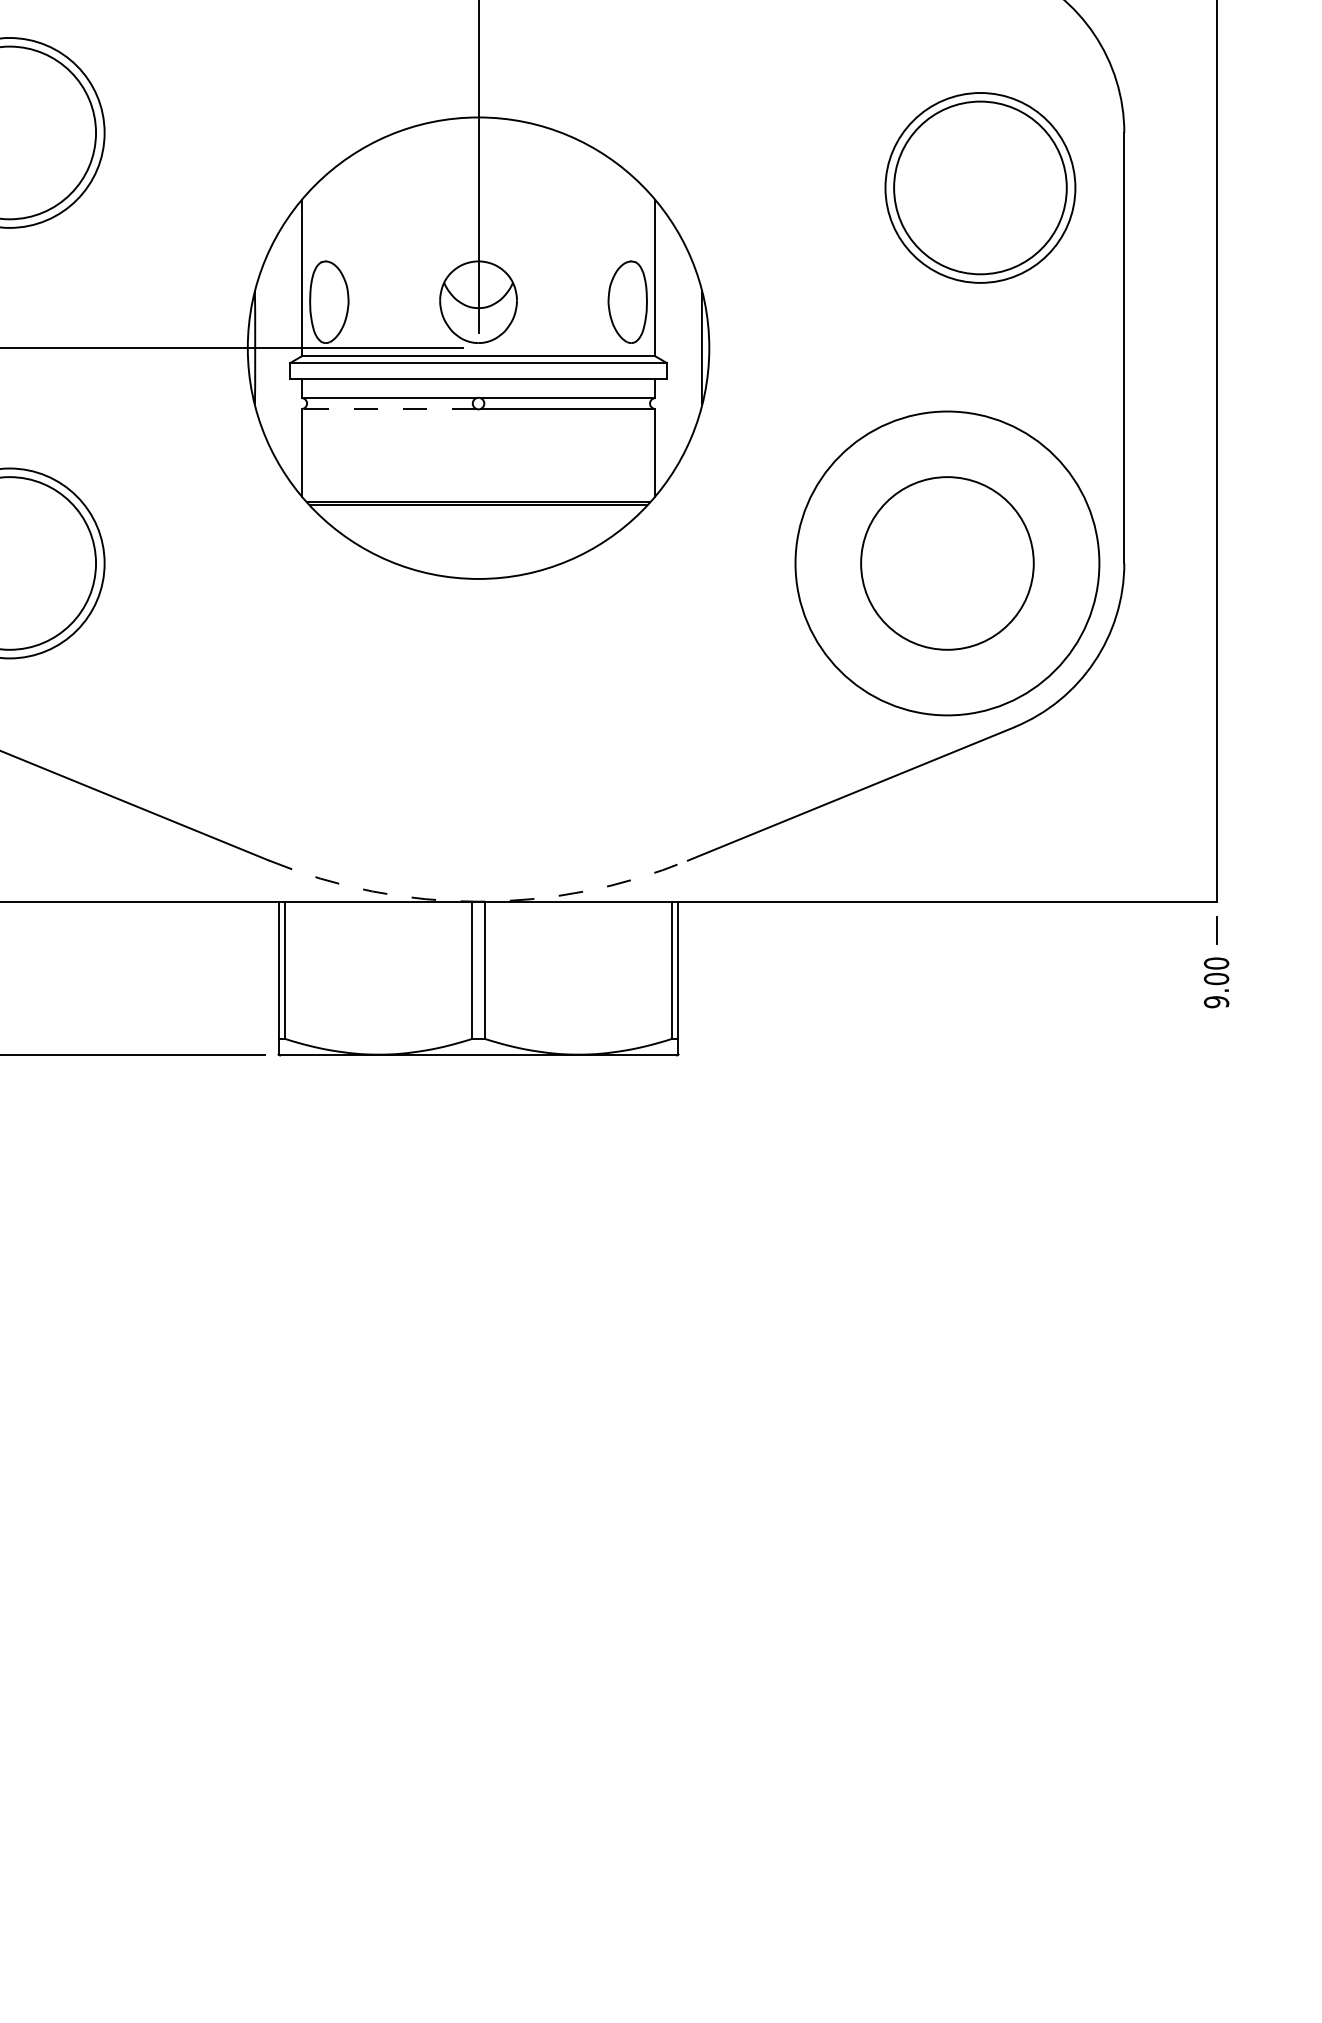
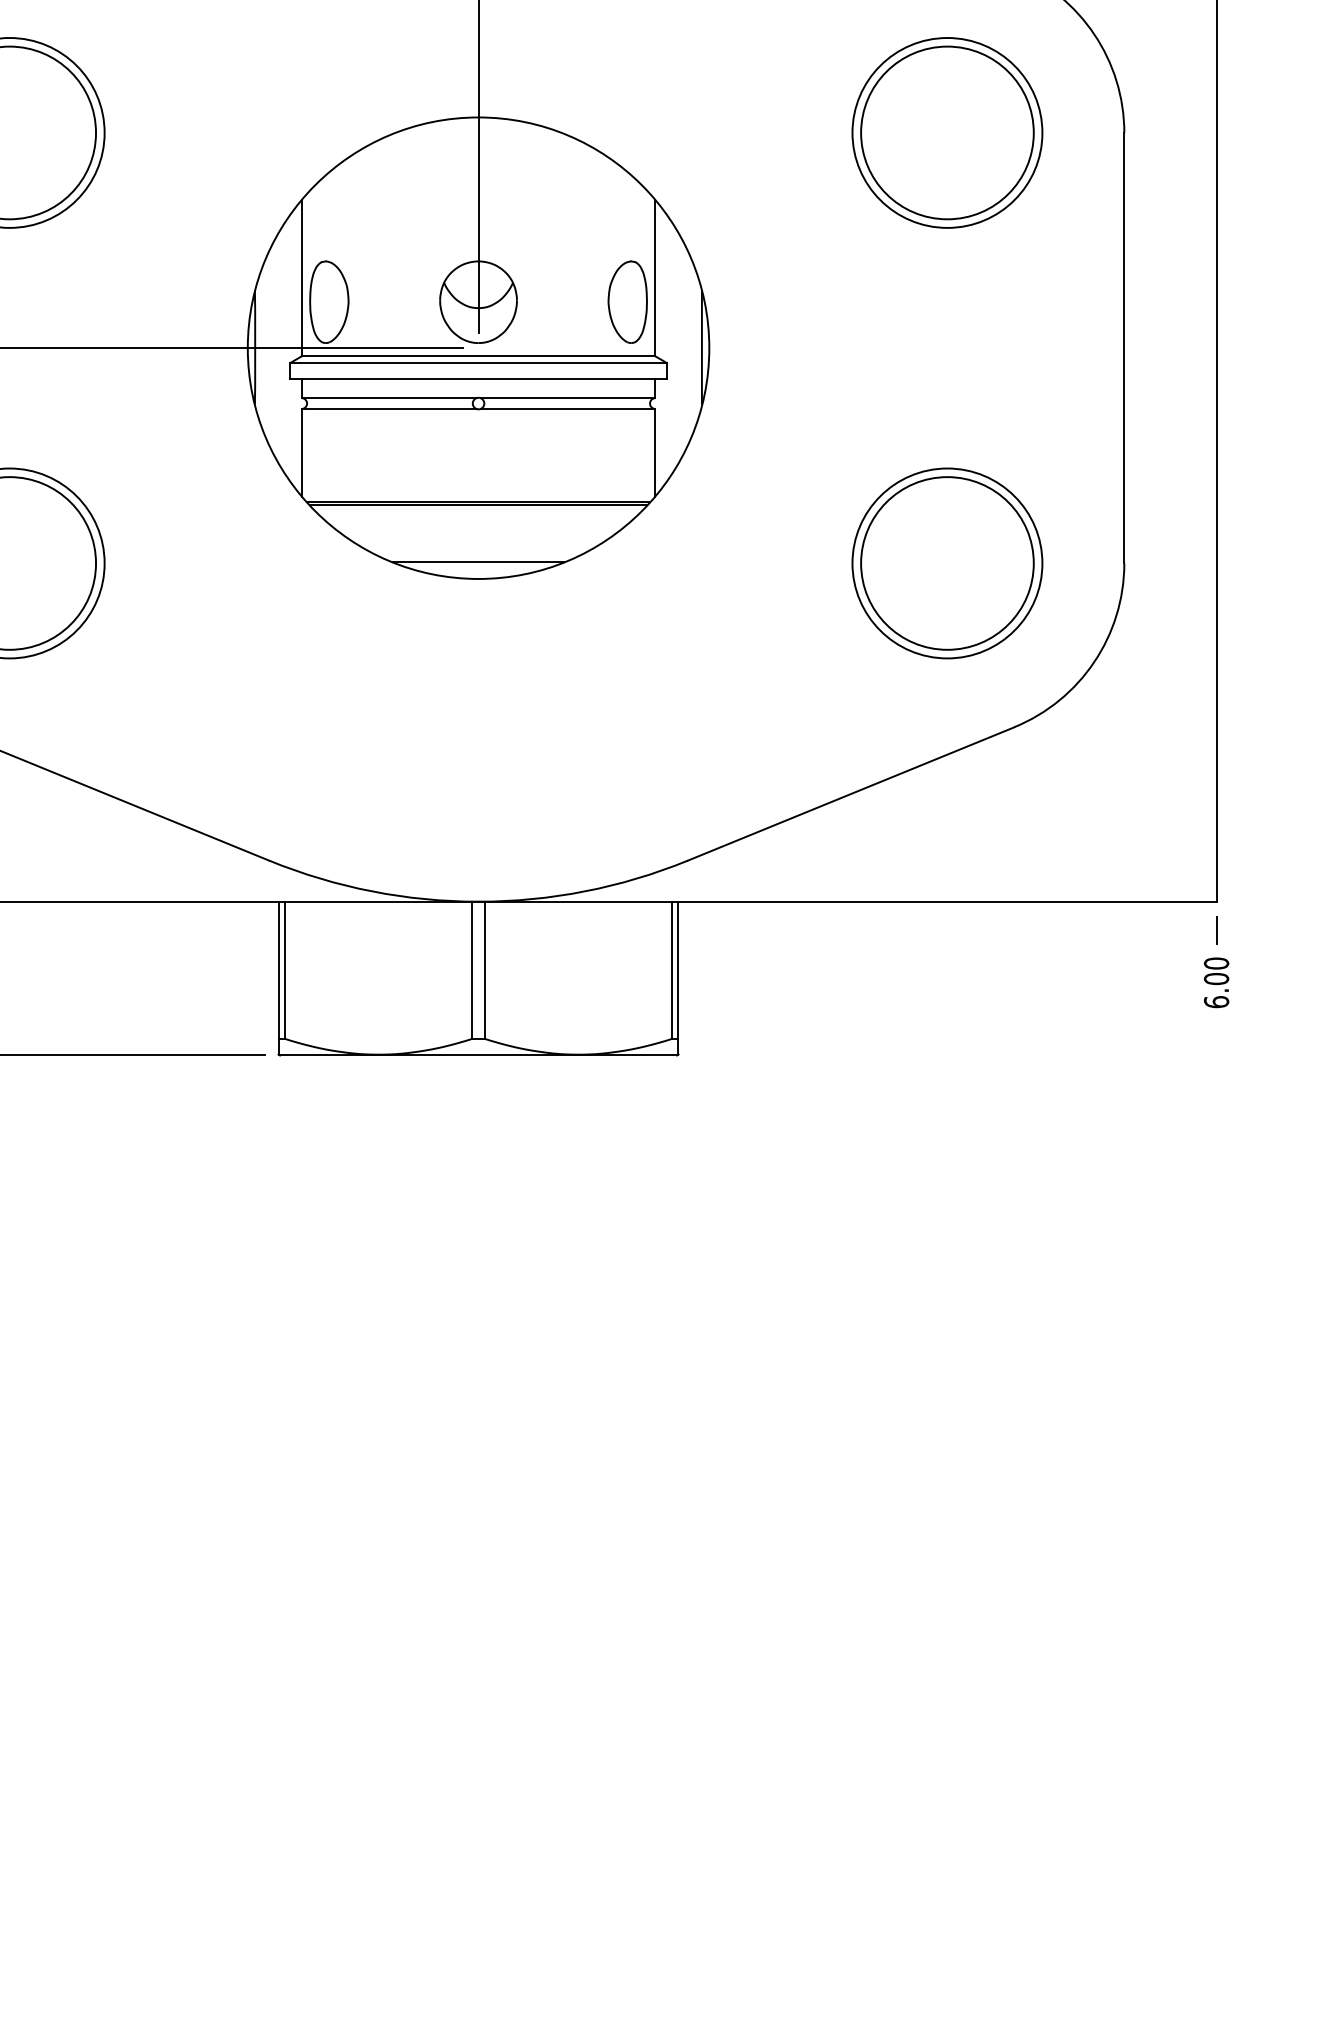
part position: (980, 187) -> (947, 132) (947, 132)
line: dashed -> solid (388, 408)
line: none -> present (478, 562)
circle diameter: 304 px -> 190 px (947, 563)
arc: dashed -> solid (478, 901)
text: 9.00 -> 6.00 (1216, 1002)
